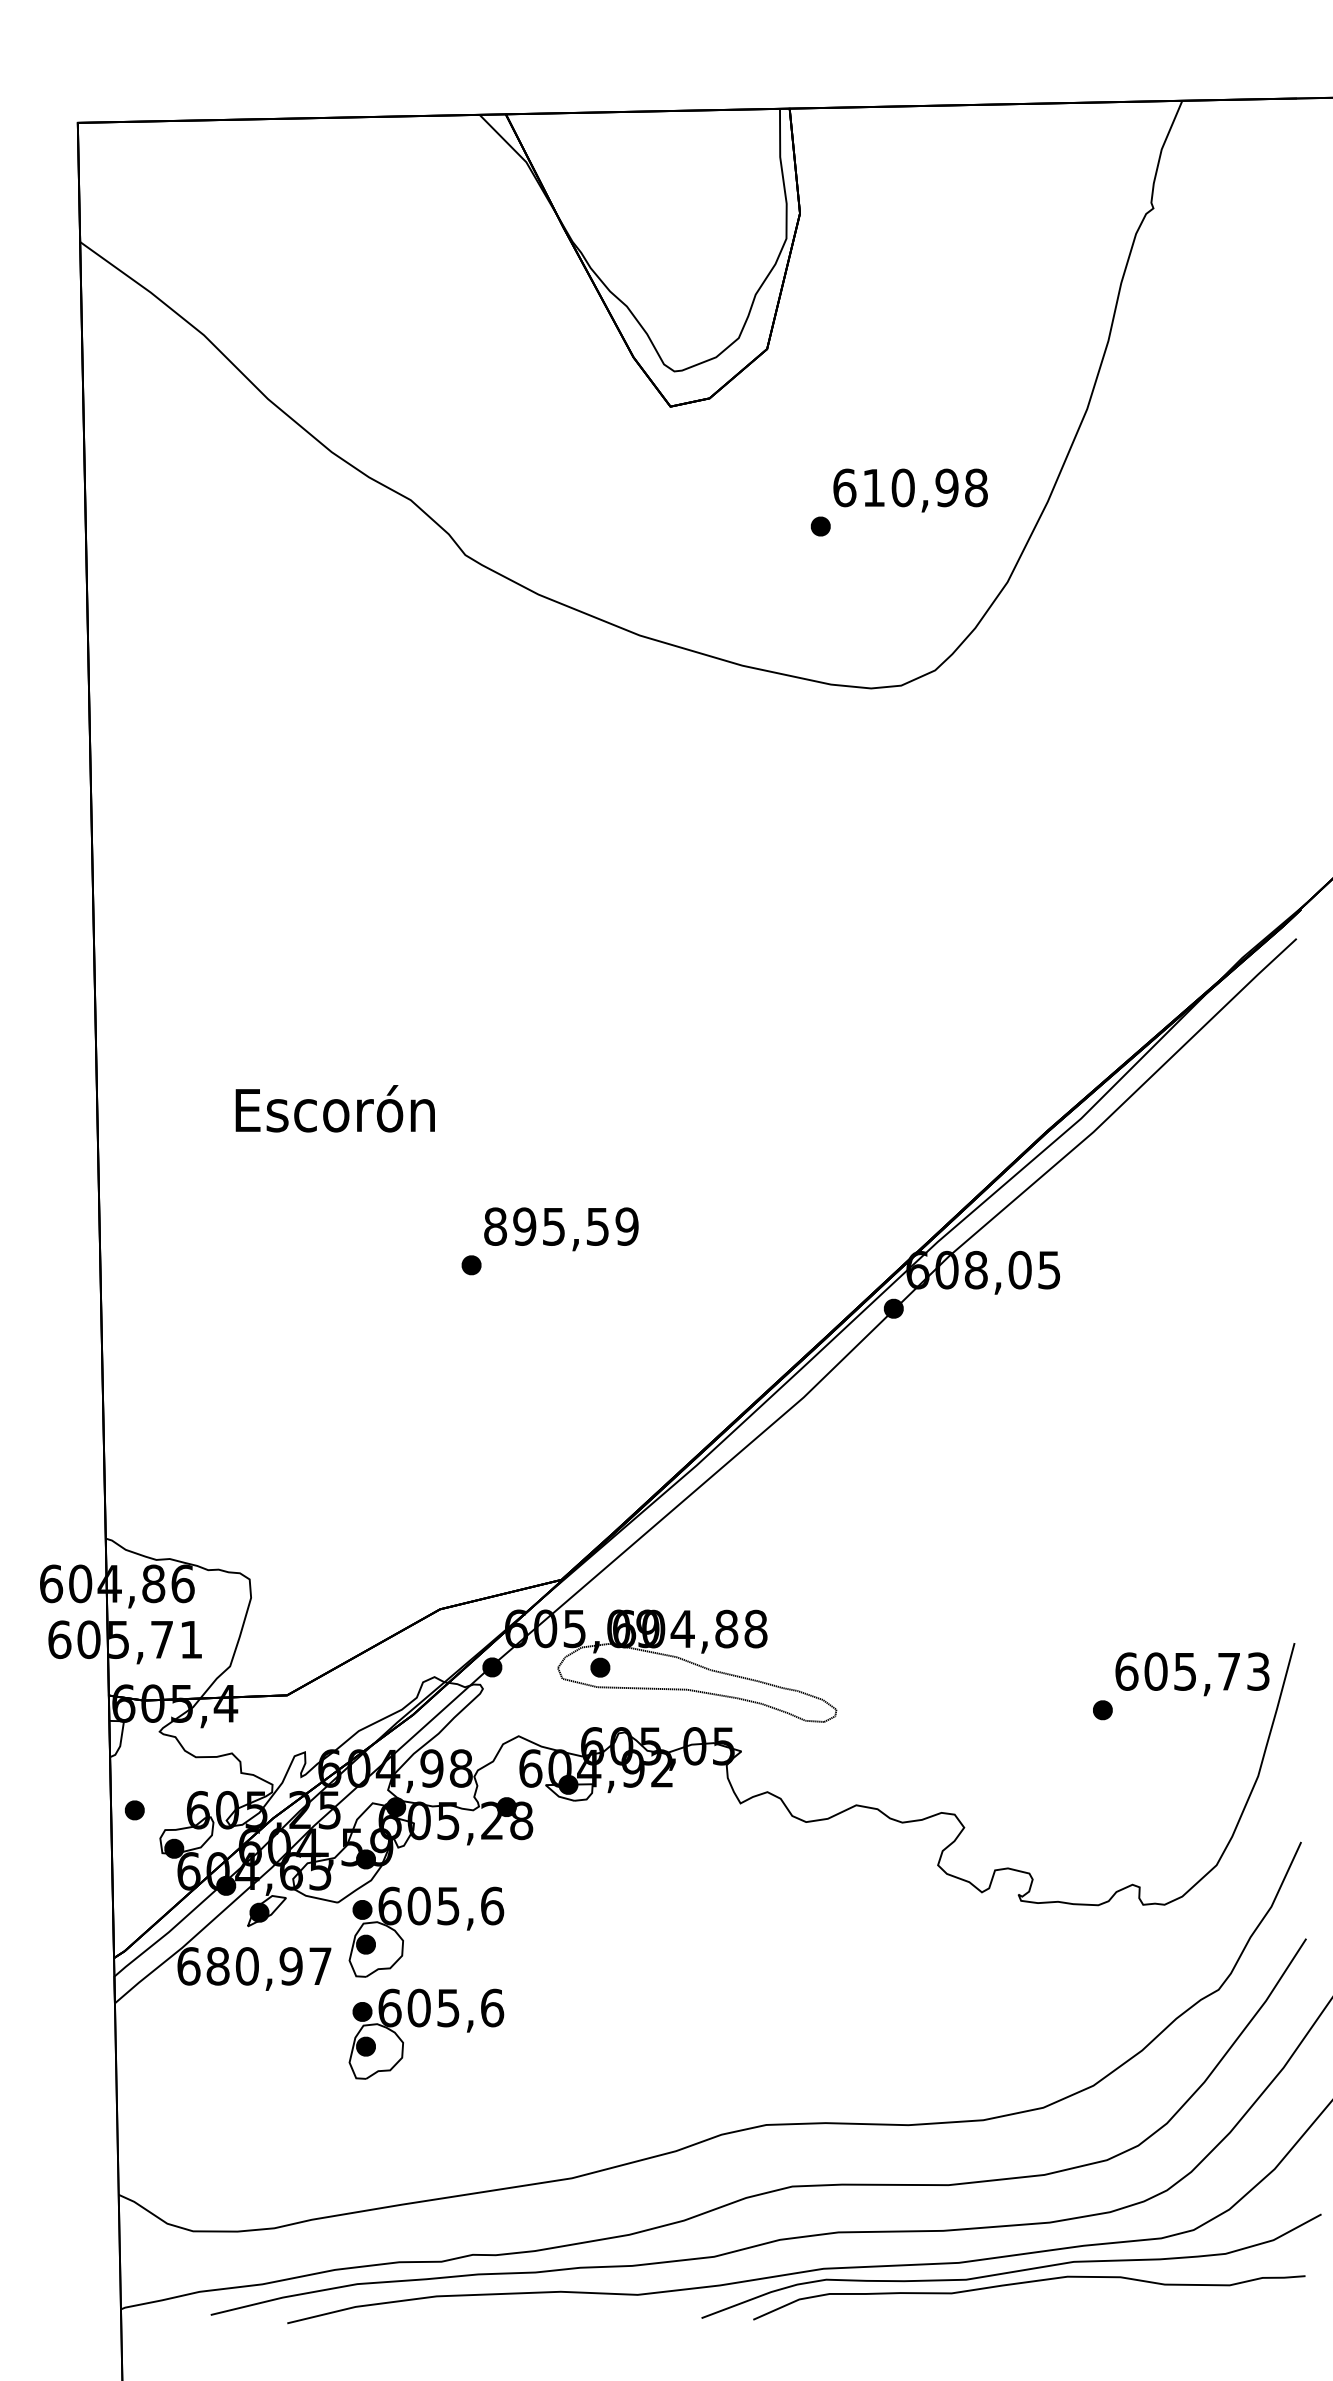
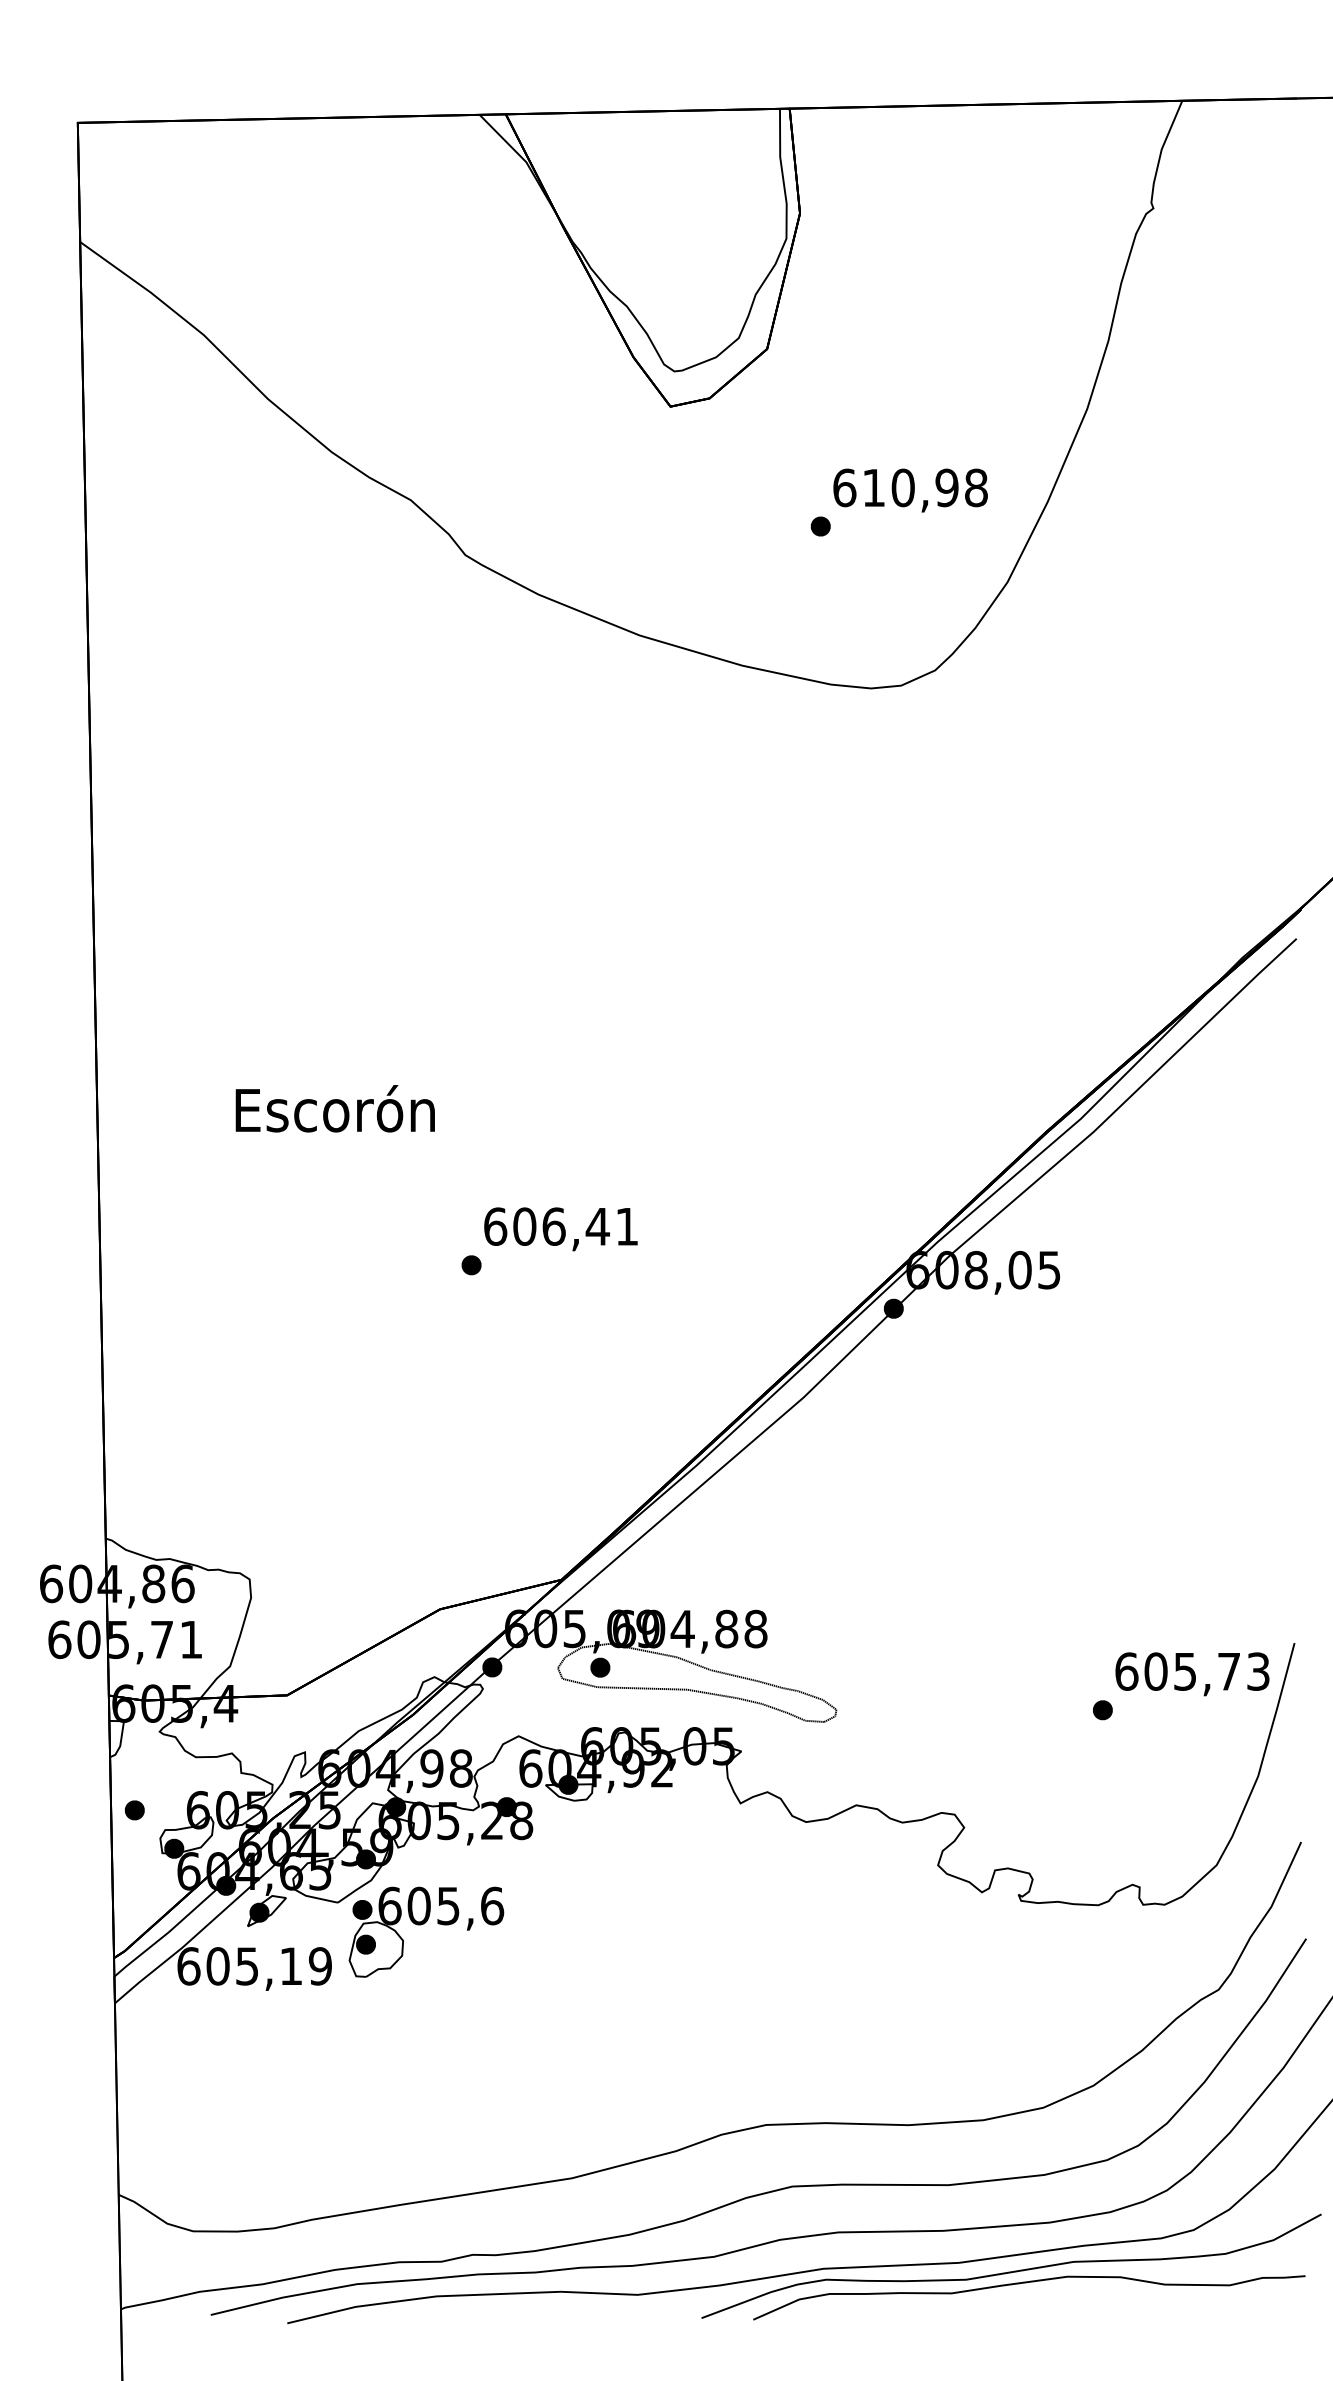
text: 895,59 -> 606,41 (561, 1226)
text: 680,97 -> 605,19 (268, 1966)
part: present -> none (423, 2026)
